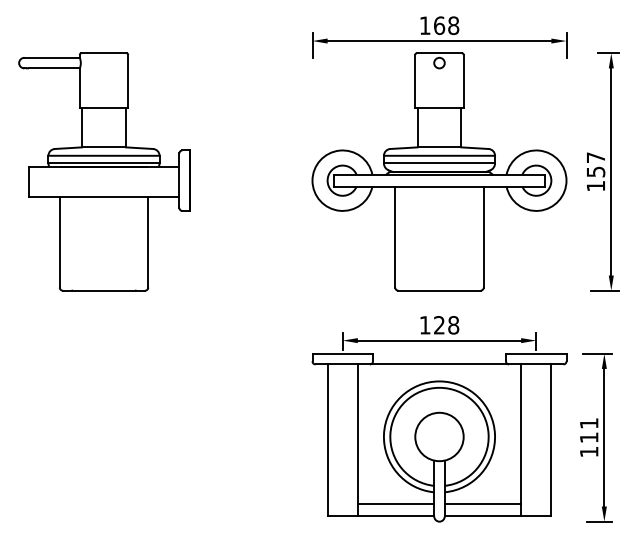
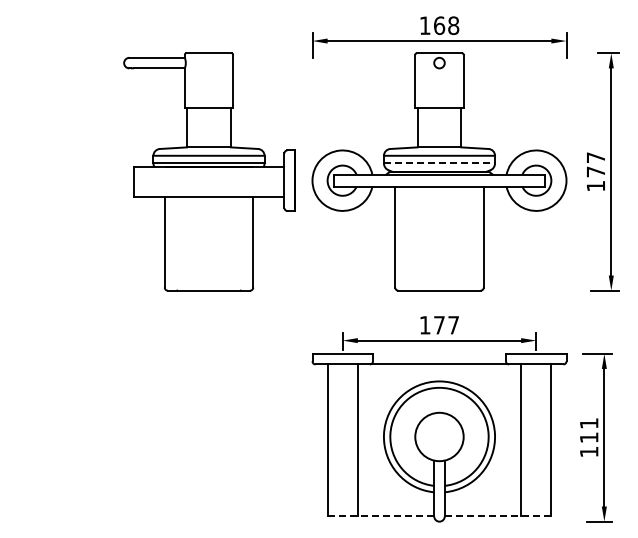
line: solid -> dashed (439, 163)
part position: (104, 171) -> (209, 171) (209, 171)
text: 157 -> 177 (596, 171)
text: 128 -> 177 (446, 325)
line: present -> none (395, 503)
line: present -> none (482, 503)
line: solid -> dashed (381, 515)
line: solid -> dashed (498, 515)
